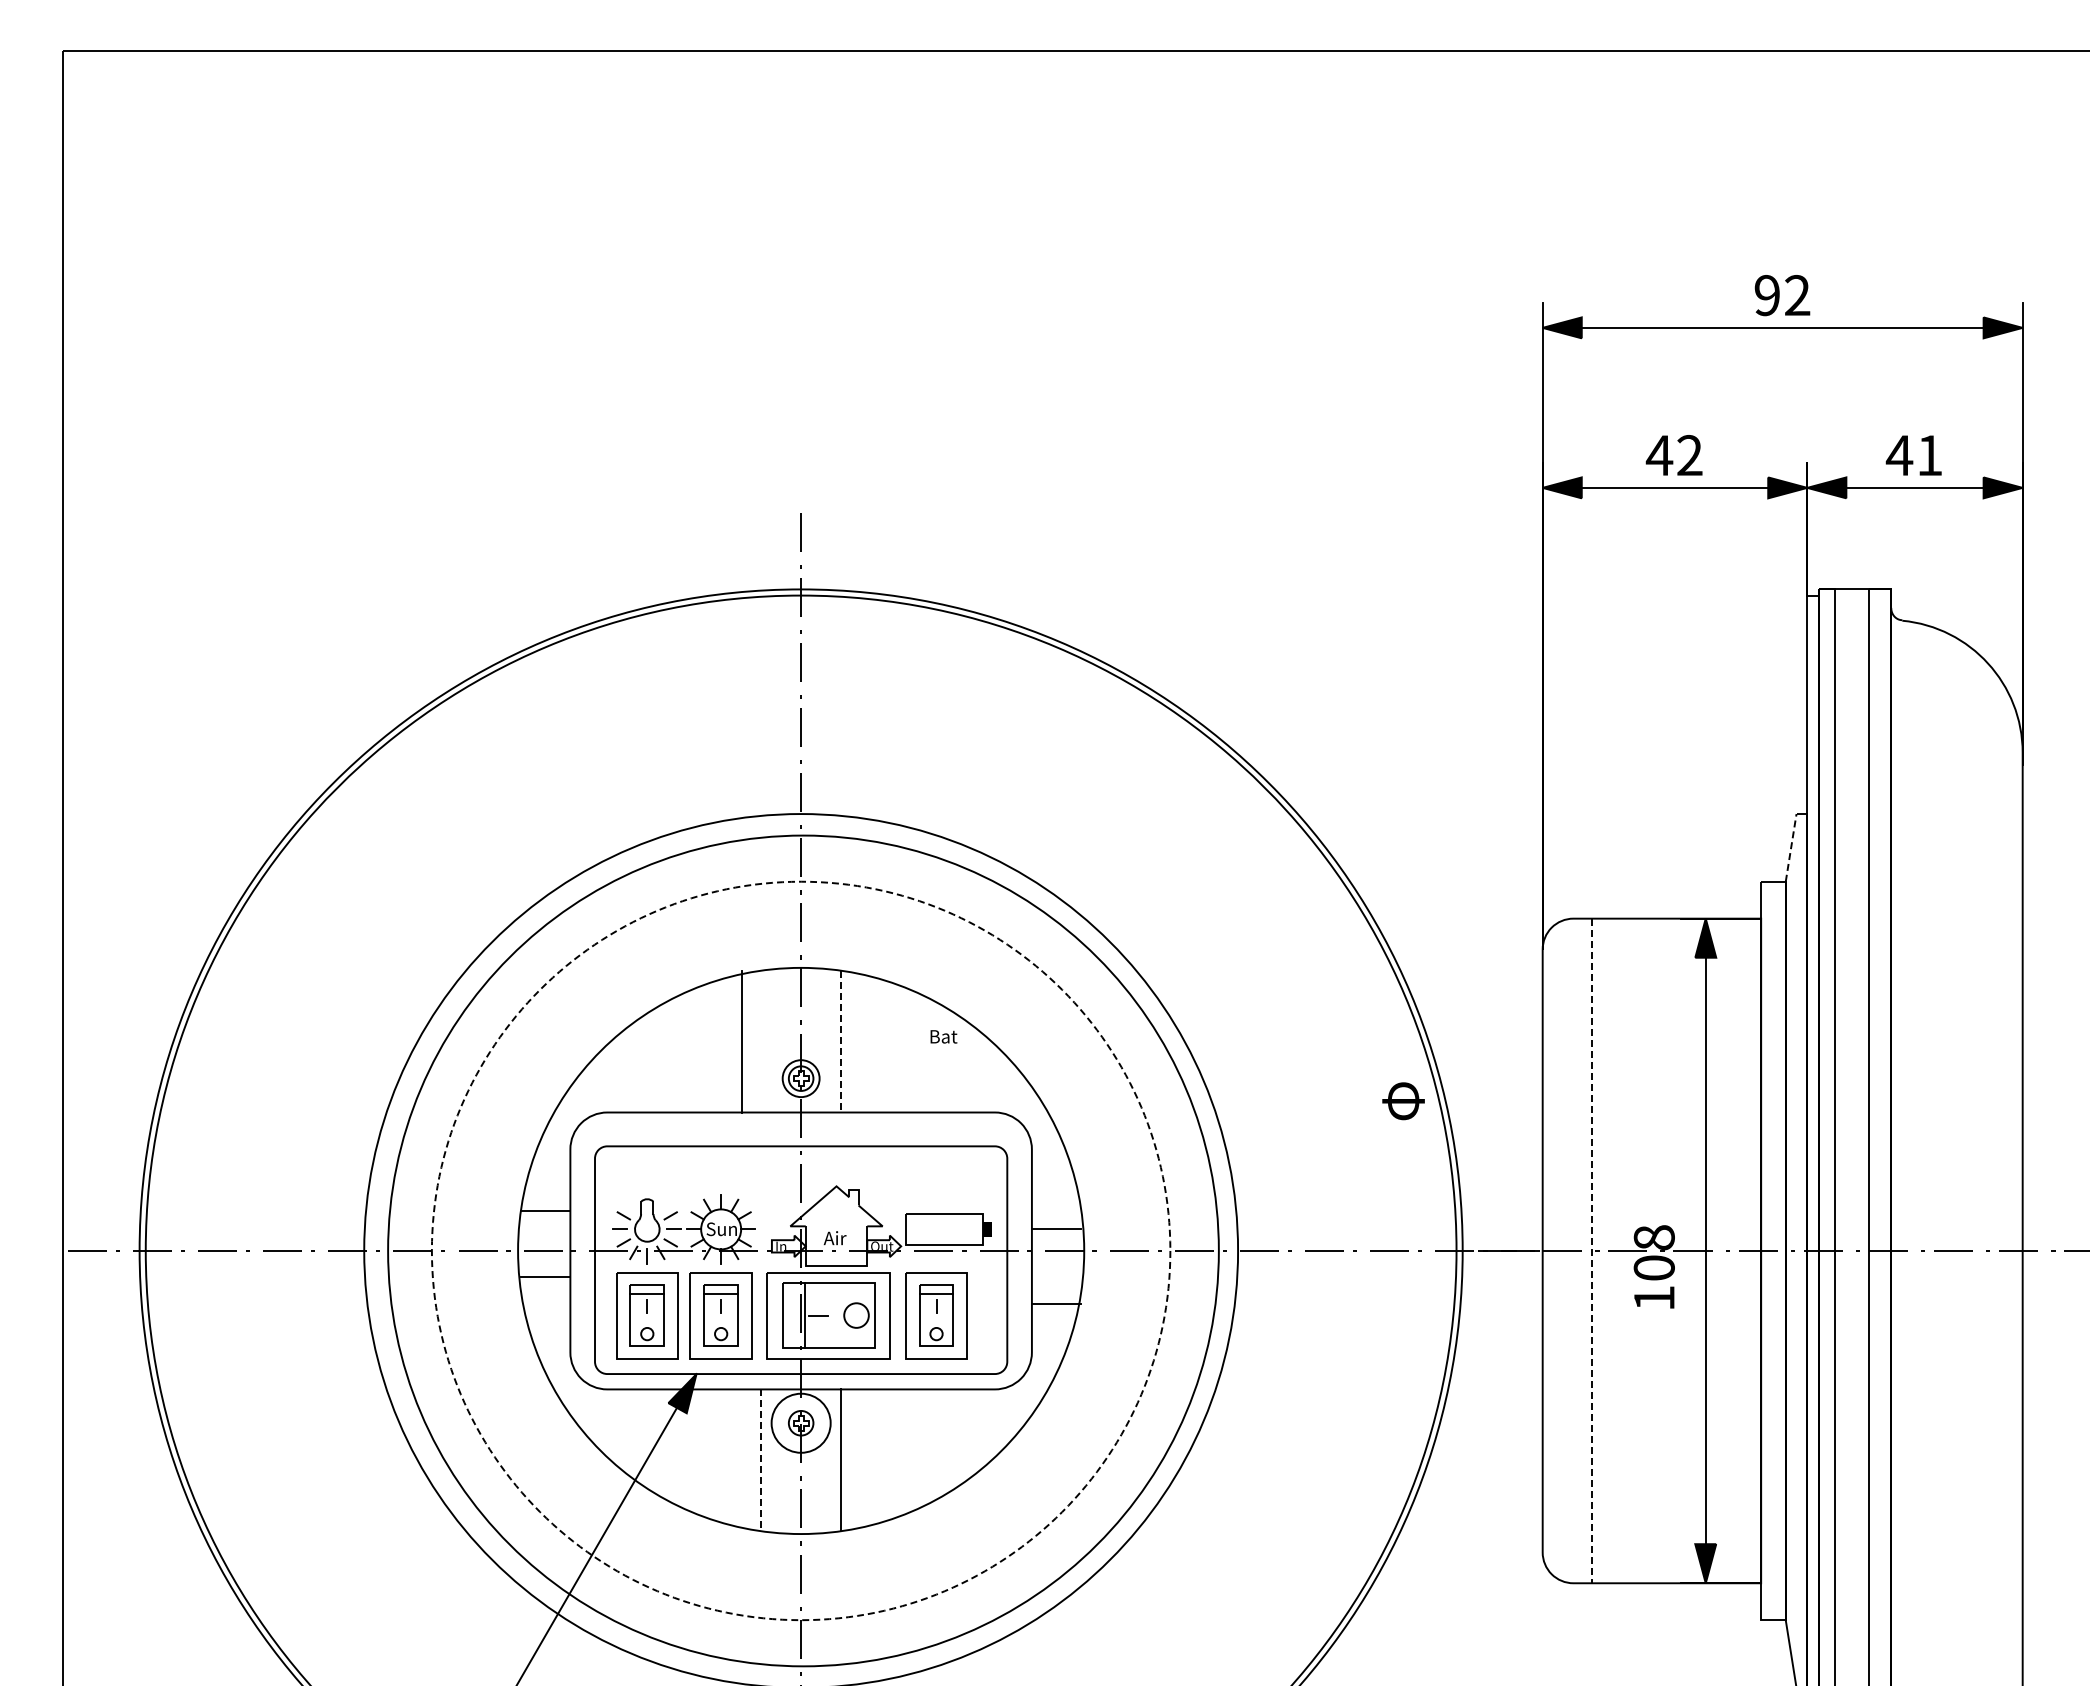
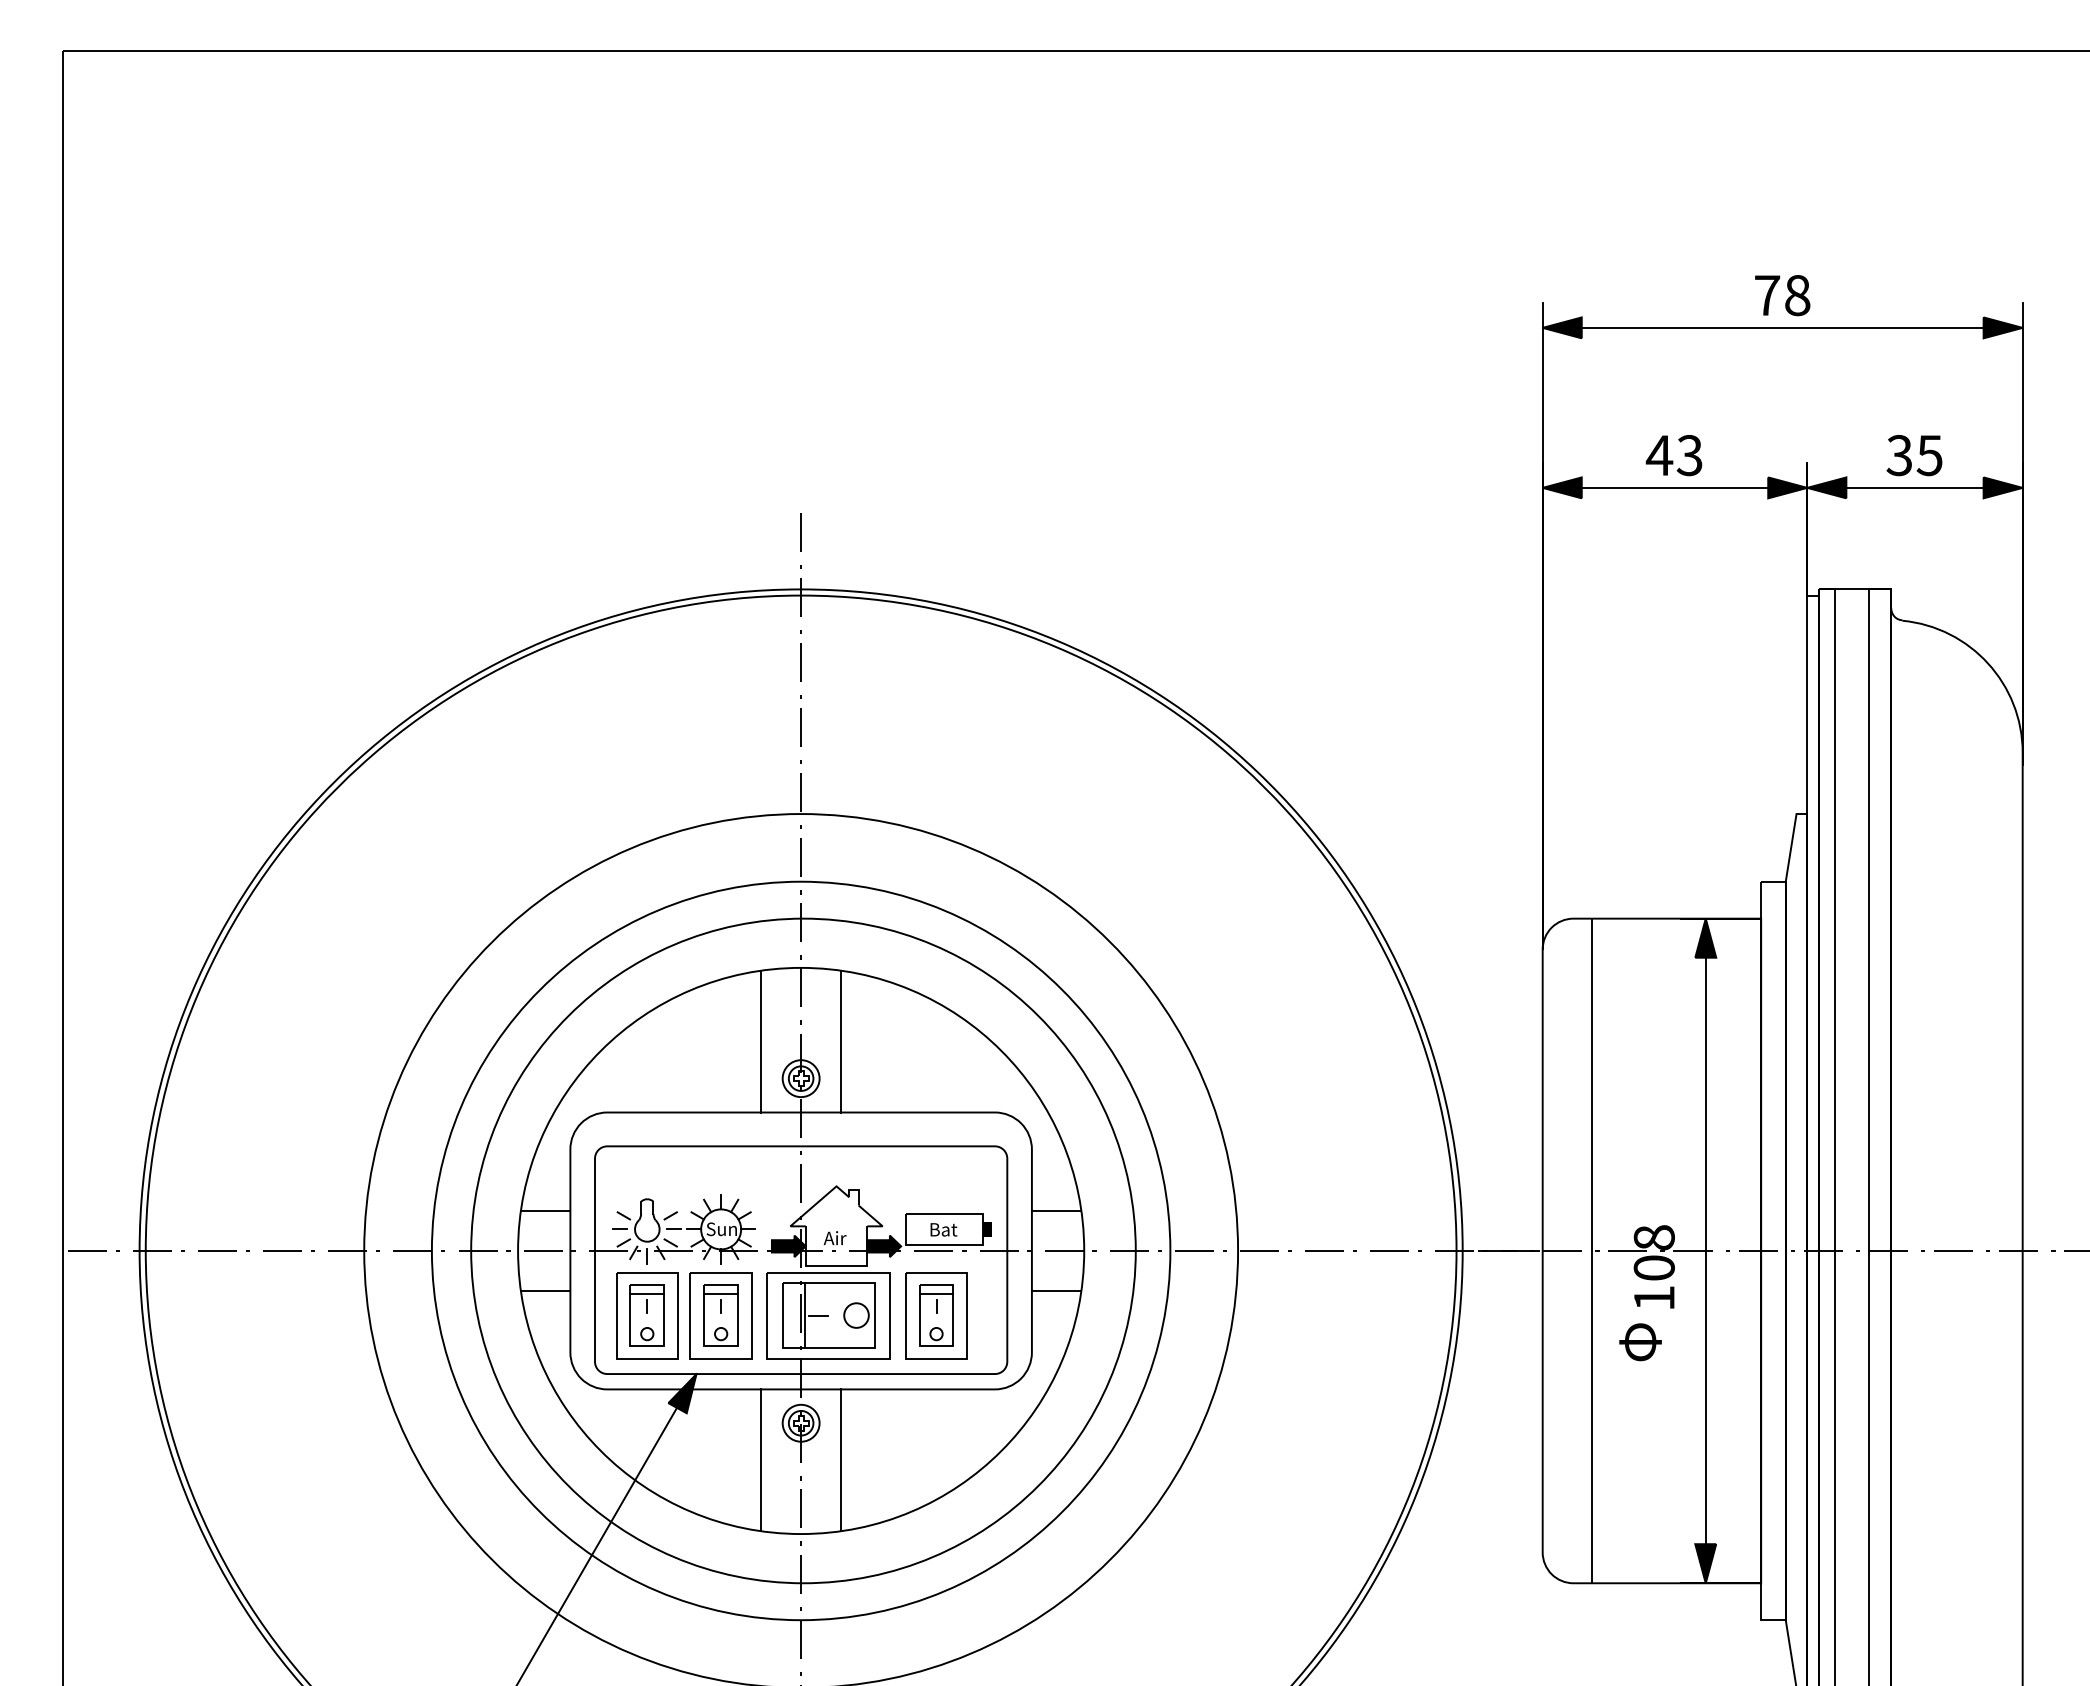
text: 92 -> 78 (1782, 295)
text: 42 -> 43 (1689, 455)
text: 41 -> 35 (1913, 455)
line: dashed -> solid (1791, 847)
text position: (943, 1036) -> (943, 1229) (943, 1229)
line position: (742, 1041) -> (761, 1041) (761, 1041)
line: dashed -> solid (841, 1041)
text position: (1403, 1101) -> (1640, 1342) (1640, 1342)
line position: (1056, 1228) -> (1056, 1210) (1056, 1210)
fill: none -> present (788, 1246)
fill: none -> present (884, 1246)
circle: dashed -> solid (800, 1250)
circle diameter: 831 px -> 665 px (803, 1250)
line: dashed -> solid (1591, 1251)
line position: (545, 1276) -> (545, 1290) (545, 1290)
line position: (1056, 1303) -> (1056, 1290) (1056, 1290)
circle diameter: 59 px -> 37 px (800, 1422)
line: dashed -> solid (761, 1460)
